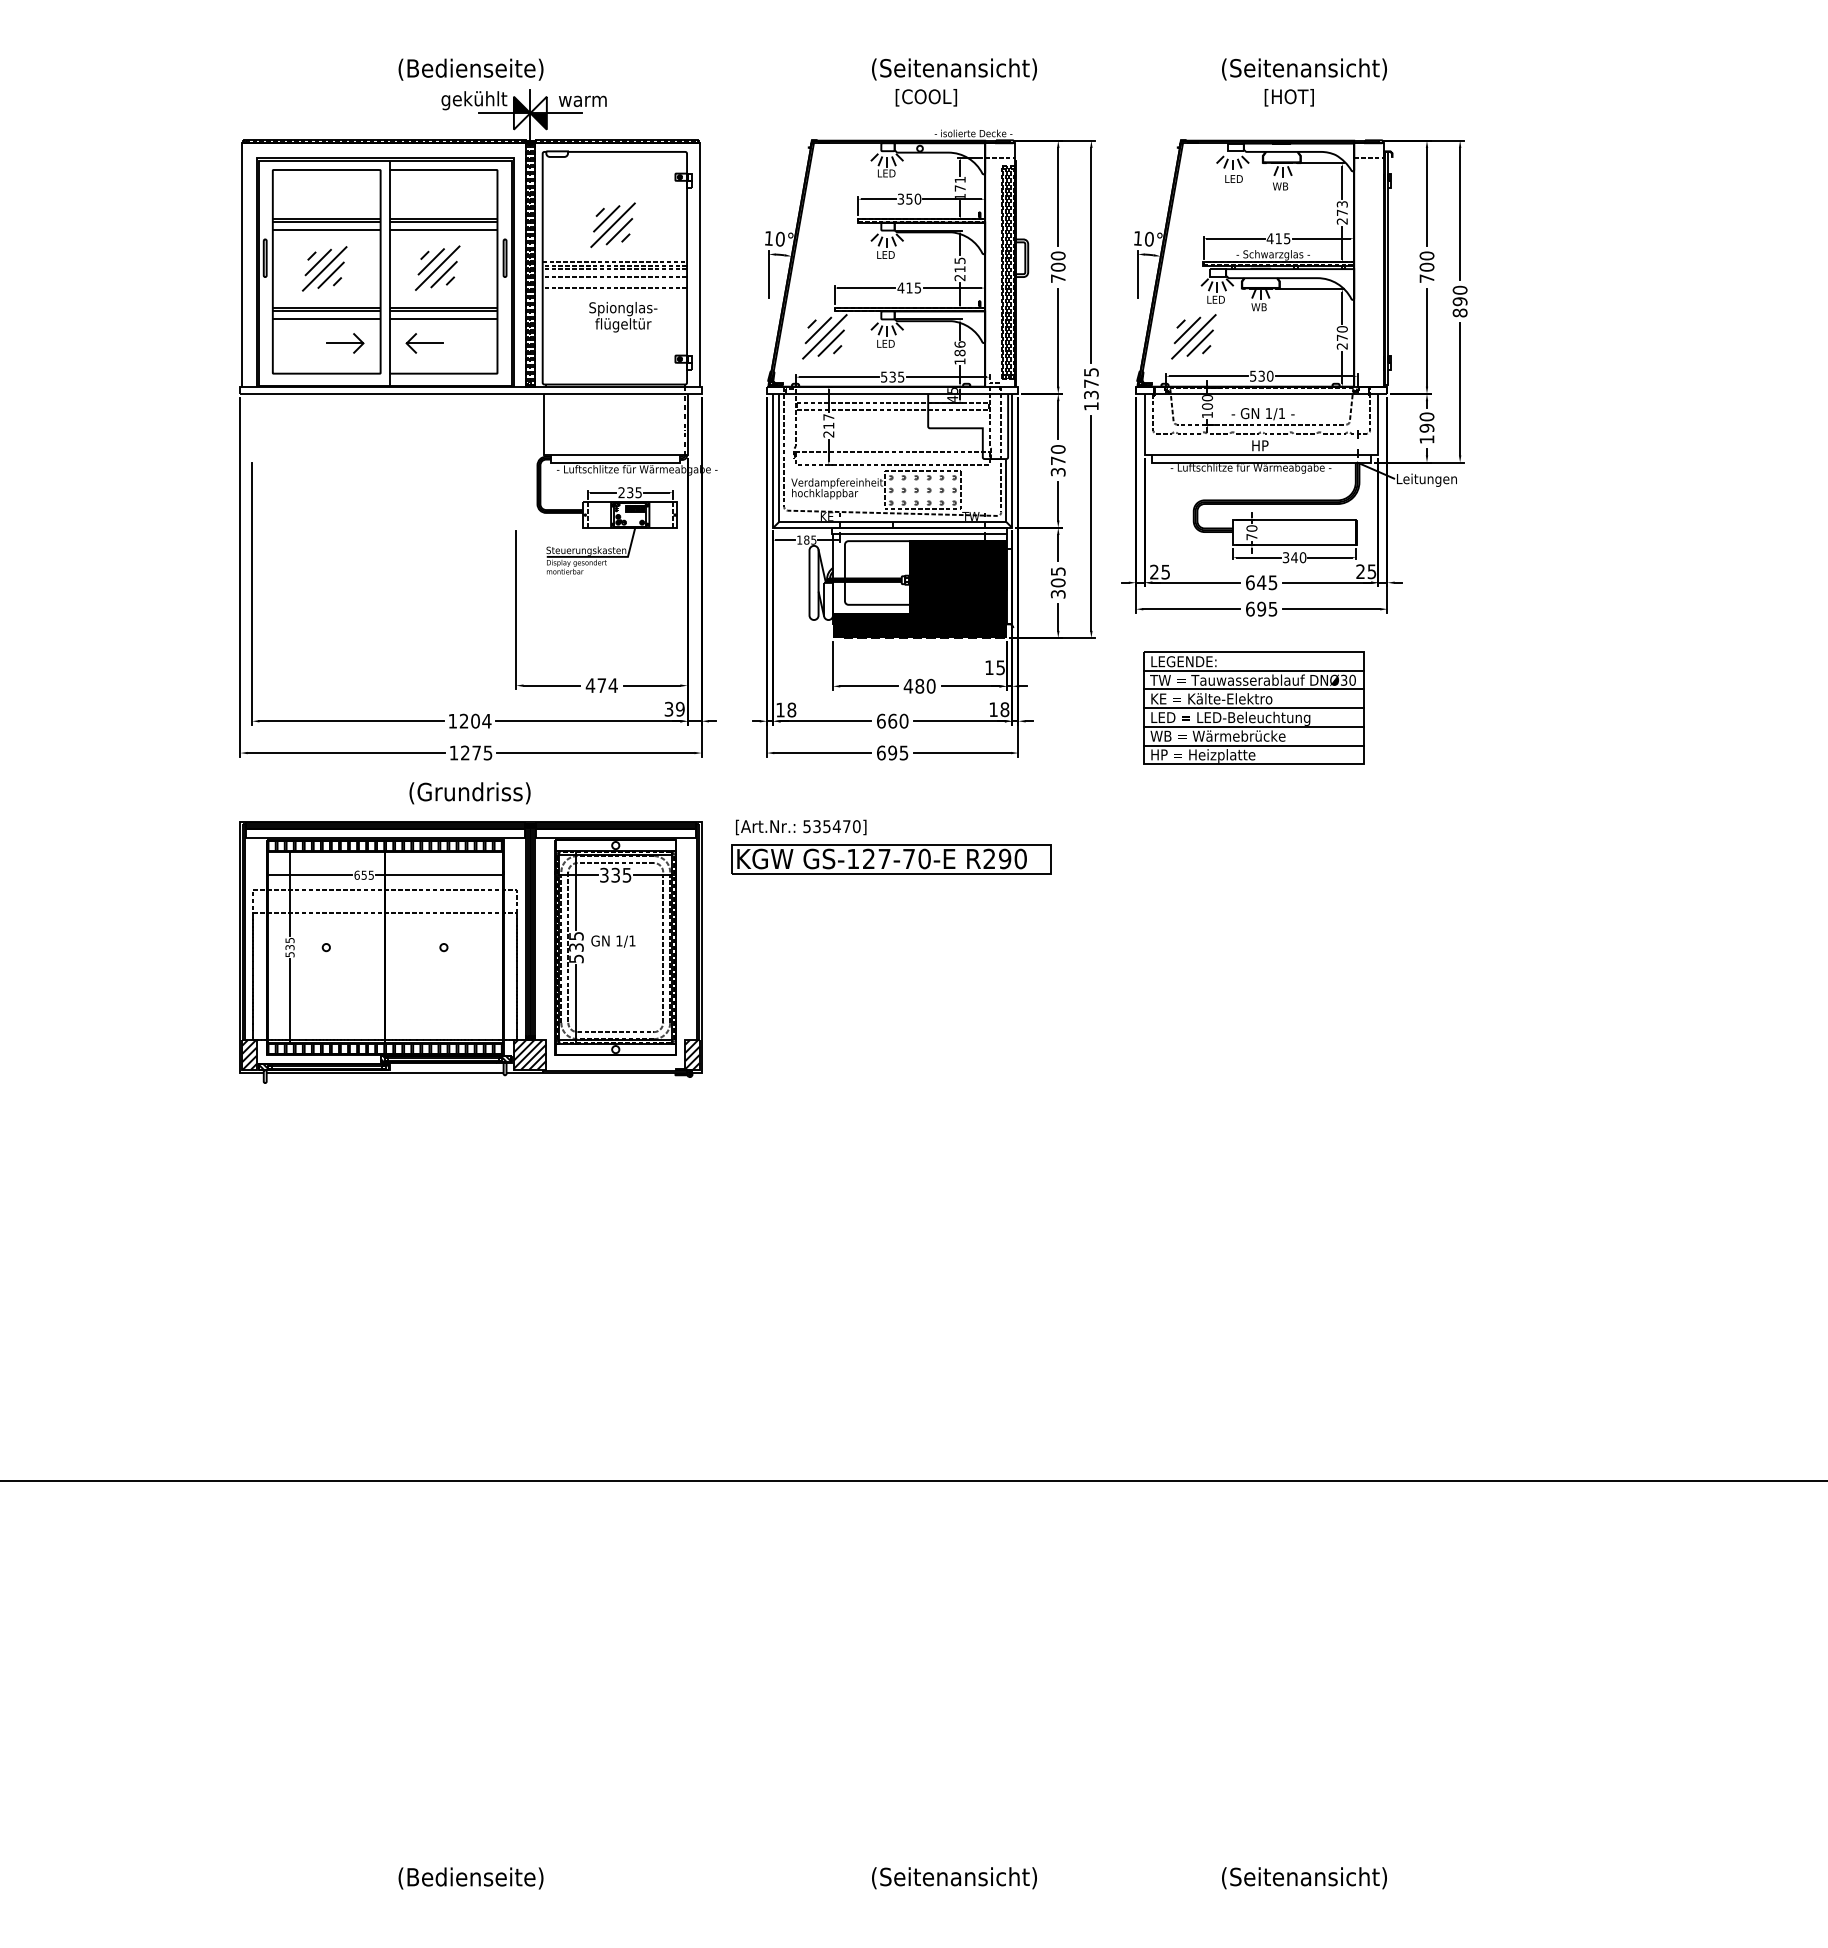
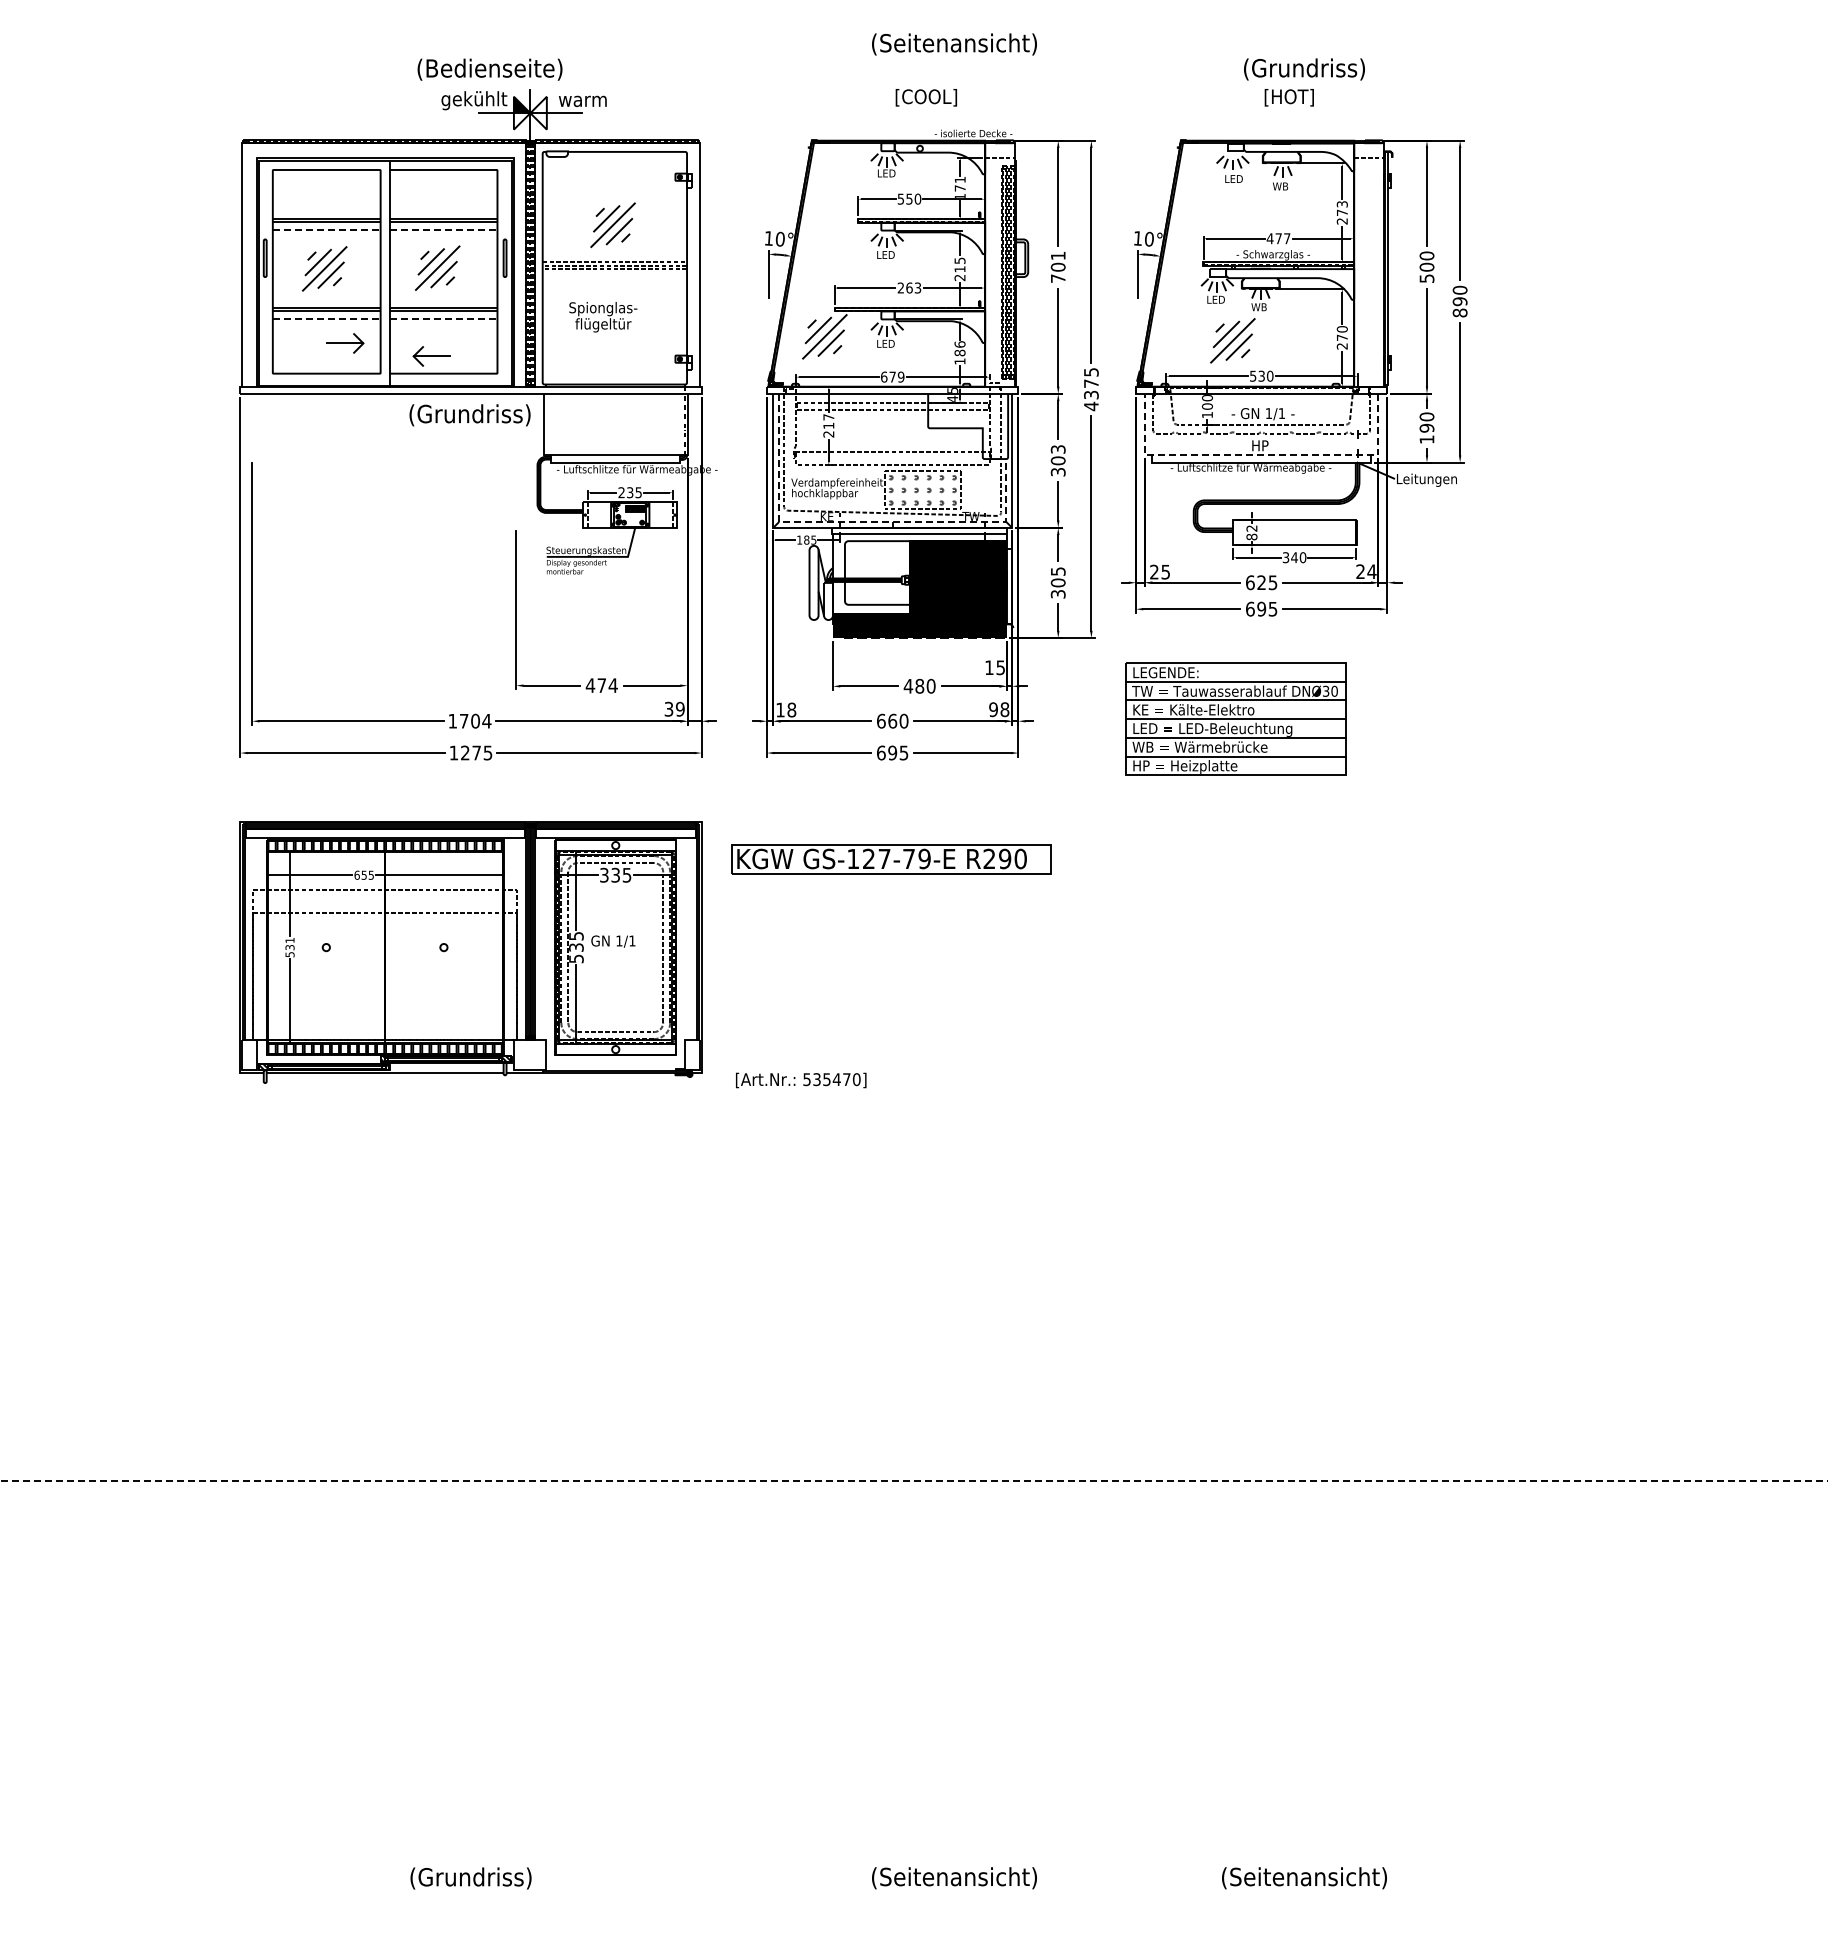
text position: (470, 69) -> (489, 69) (489, 69)
text position: (954, 69) -> (954, 44) (954, 44)
text: (Seitenansicht) -> (Grundriss) (1304, 69)
fill: present -> none (538, 121)
text: 350 -> 550 (900, 198)
line: solid -> dashed (326, 230)
line: solid -> dashed (443, 230)
text: 415 -> 477 (1282, 238)
text: 700 -> 701 (1057, 255)
line: present -> none (614, 276)
text: 700 -> 500 (1426, 278)
text: 415 -> 263 (909, 287)
line: present -> none (614, 288)
text position: (623, 317) -> (603, 317) (603, 317)
line: solid -> dashed (326, 319)
line: solid -> dashed (443, 319)
part position: (1193, 336) -> (1232, 340) (1232, 340)
part position: (424, 343) -> (431, 356) (431, 356)
text: 535 -> 679 (892, 376)
text: 1375 -> 4375 (1091, 406)
text: 370 -> 303 (1057, 455)
line: solid -> dashed (1261, 455)
line: solid -> dashed (859, 521)
text: 70 -> 82 (1251, 532)
text: 25 -> 24 (1371, 571)
text: 645 -> 625 (1261, 582)
part position: (1253, 707) -> (1235, 718) (1235, 718)
text: 18 -> 98 (993, 709)
text: 1204 -> 1704 (463, 720)
text position: (469, 793) -> (469, 415) (469, 415)
text position: (801, 827) -> (801, 1080) (801, 1080)
text: GS-127-70-E -> GS-127-79-E (924, 859)
text: 535 -> 531 (289, 940)
hatch: present -> none (249, 1054)
hatch: present -> none (529, 1054)
hatch: present -> none (692, 1054)
line: solid -> dashed (914, 1481)
text: (Bedienseite) -> (Grundriss) (470, 1878)
